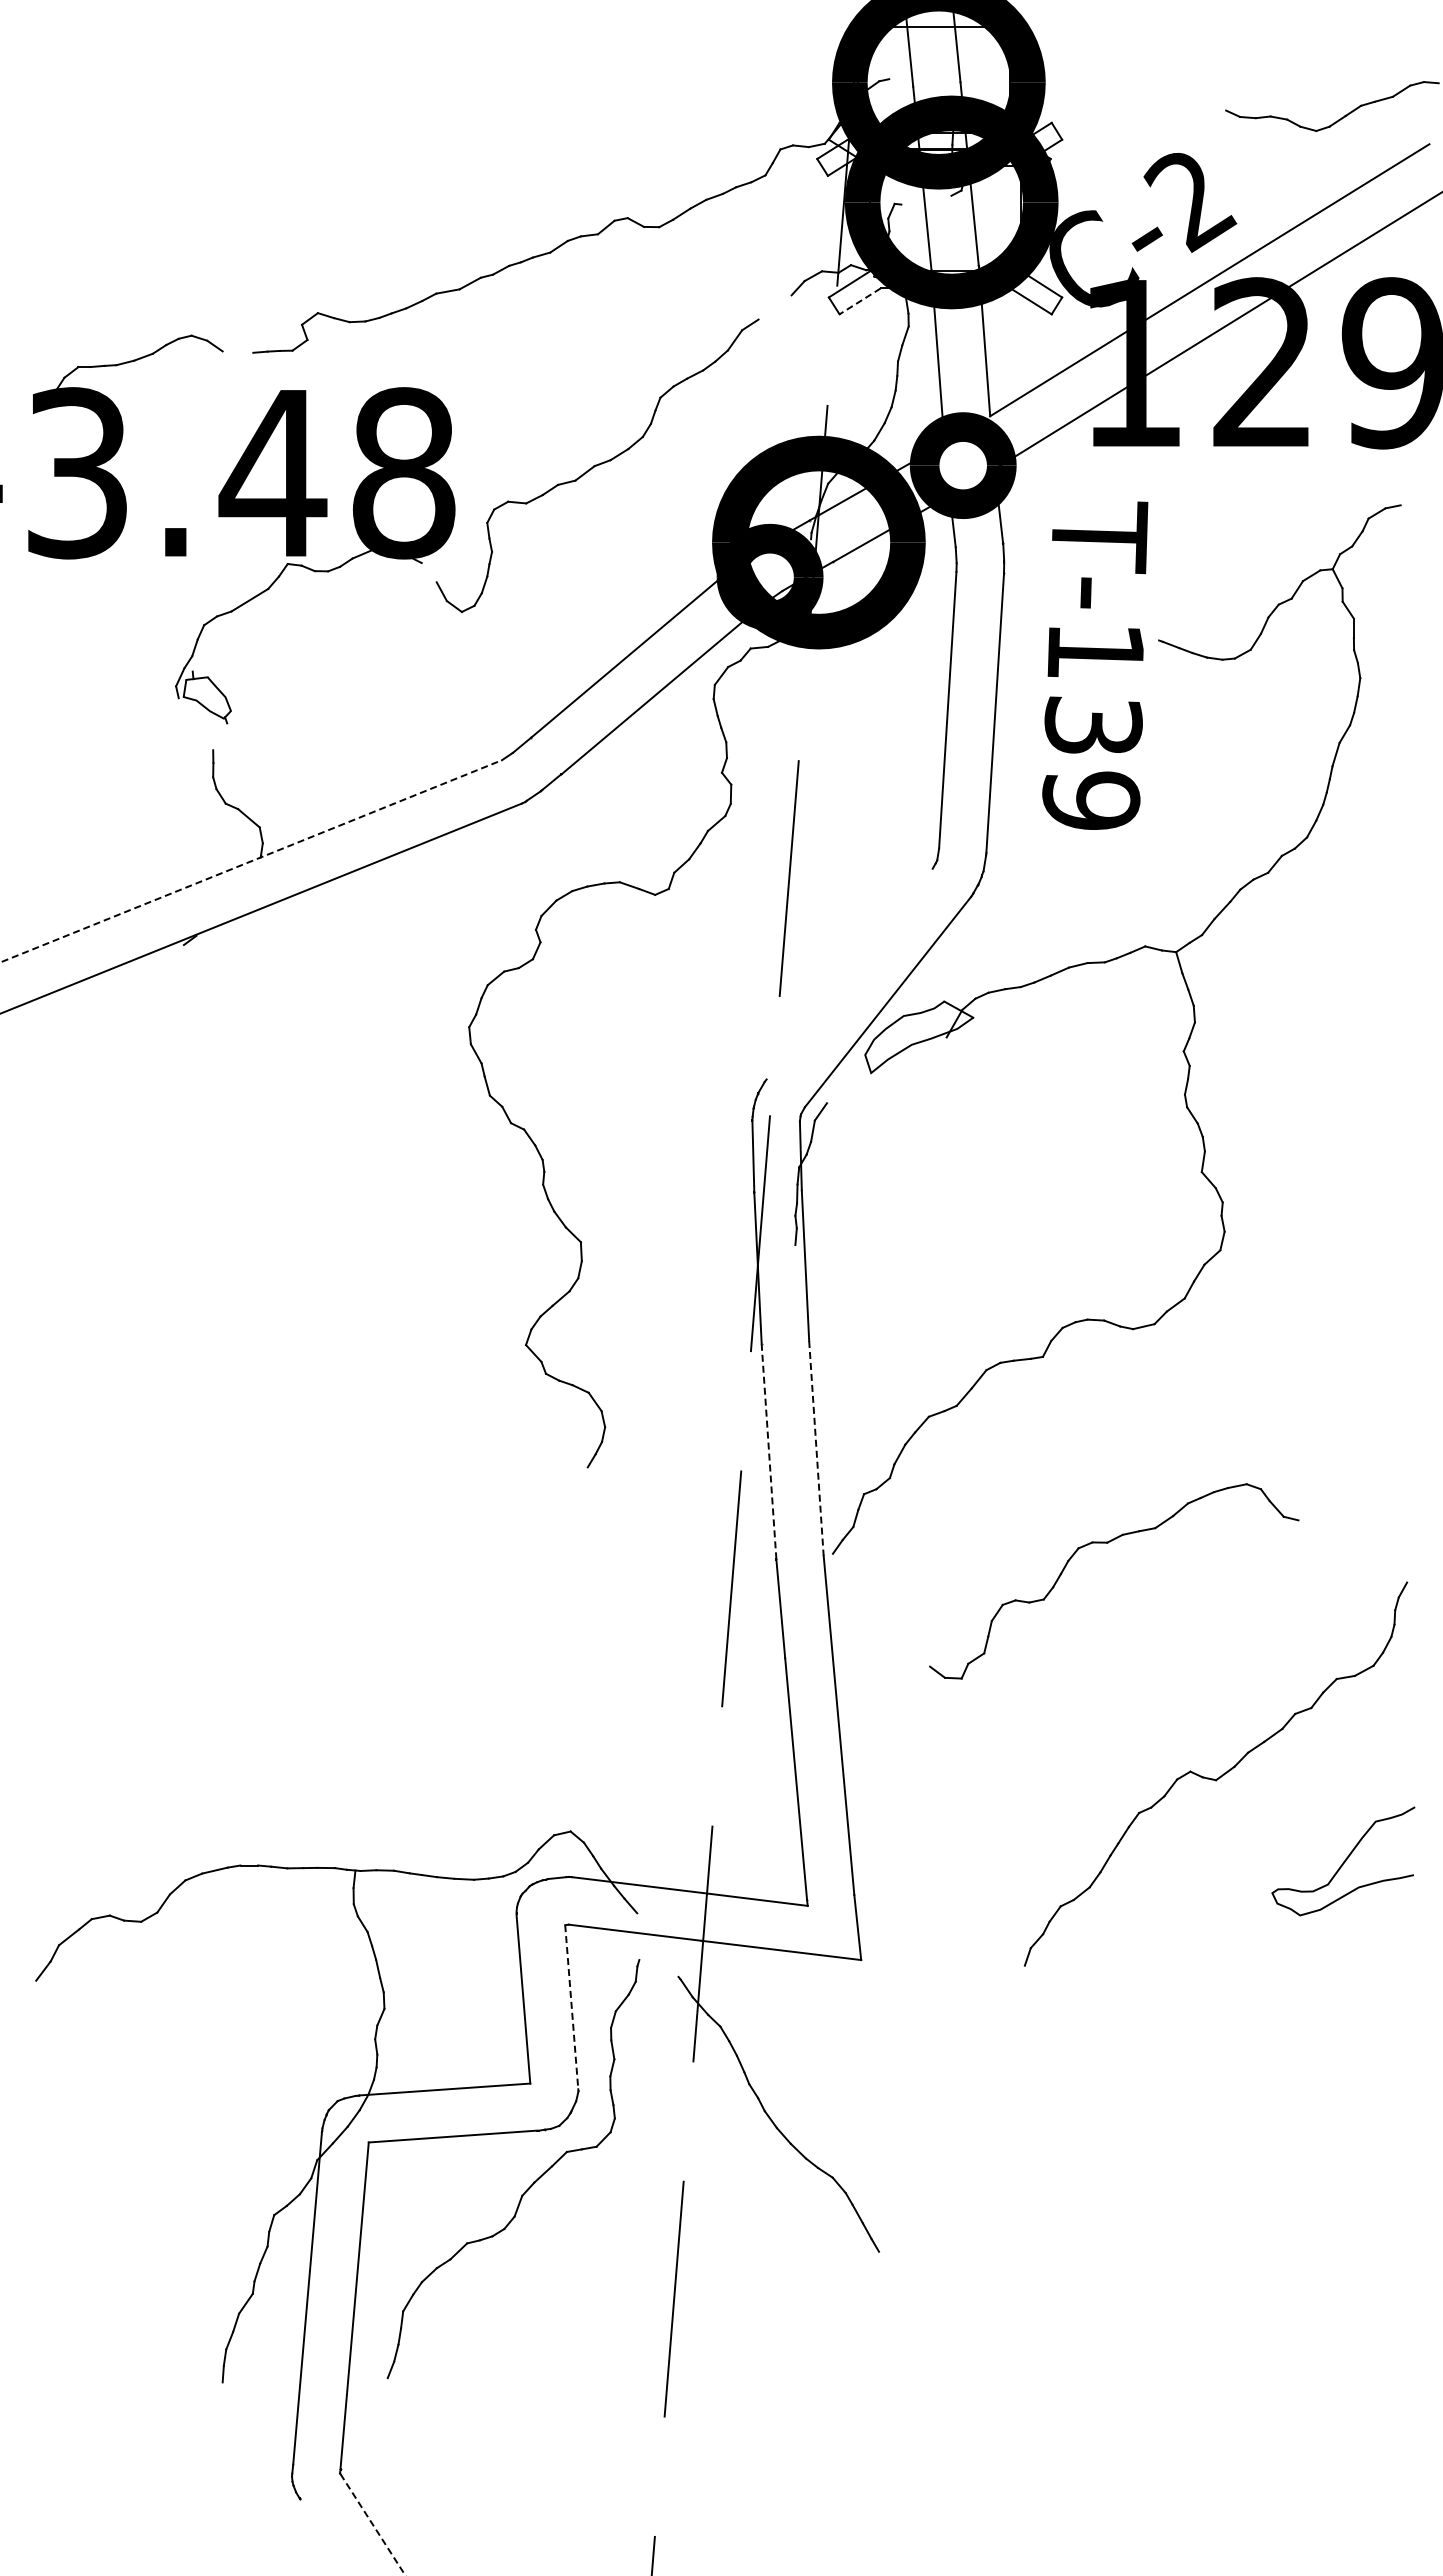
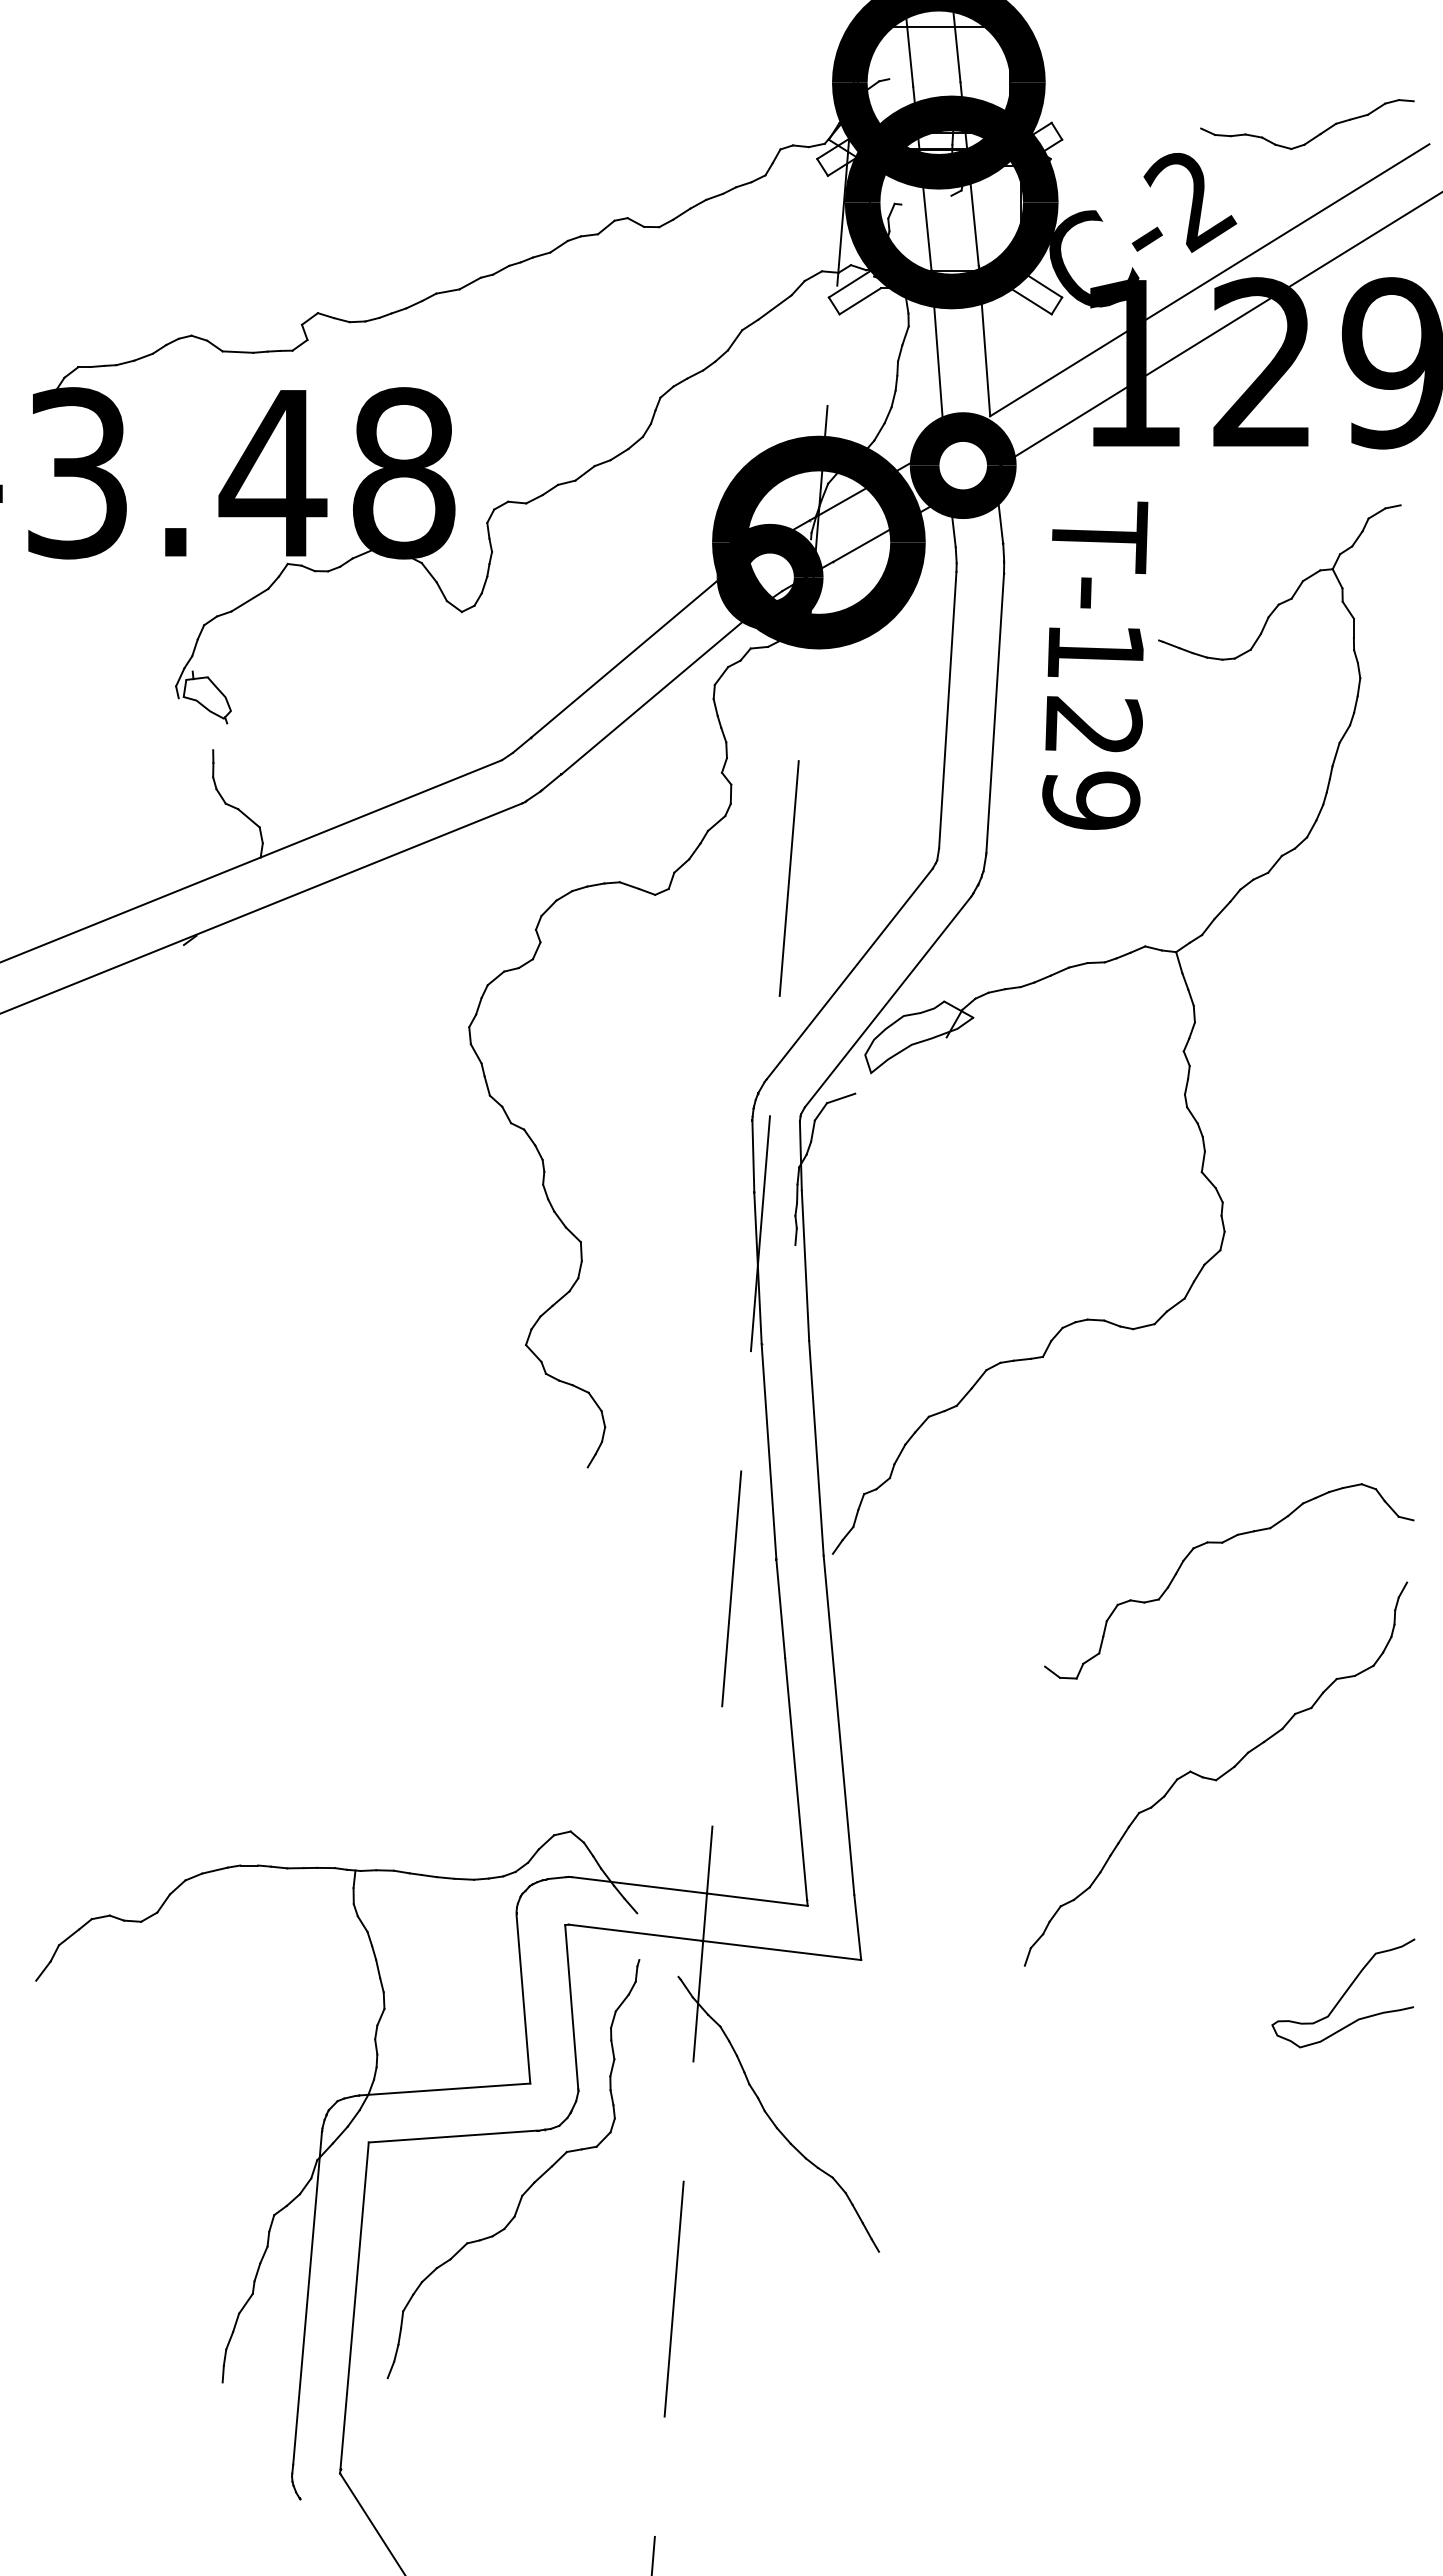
part position: (1341, 117) -> (1316, 135) (1316, 135)
line: dashed -> solid (859, 301)
line: none -> present (774, 307)
line: none -> present (237, 351)
line: none -> present (428, 572)
text: T-139 -> T-129 (1093, 724)
line: dashed -> solid (251, 861)
line: none -> present (849, 973)
line: none -> present (840, 1098)
line: dashed -> solid (816, 1448)
line: dashed -> solid (769, 1451)
part position: (1108, 1543) -> (1223, 1543) (1223, 1543)
curve position: (1343, 1861) -> (1343, 1993) (1343, 1993)
line: dashed -> solid (571, 2007)
line: dashed -> solid (373, 2525)
